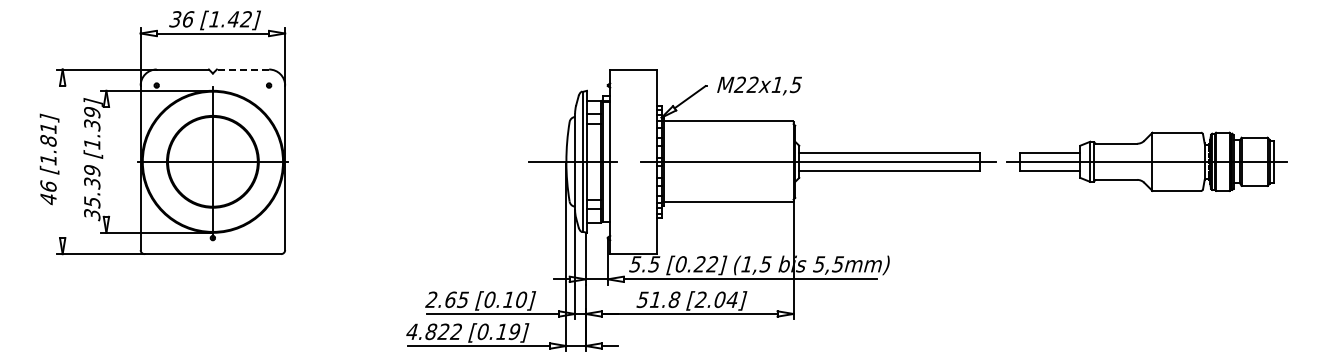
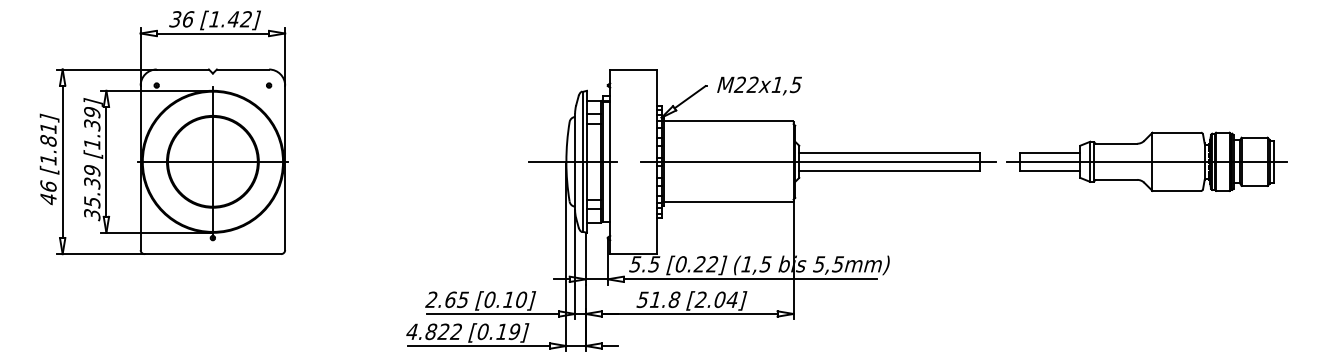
line: dashed -> solid (242, 69)
line: none -> present (62, 161)
line: none -> present (106, 161)
